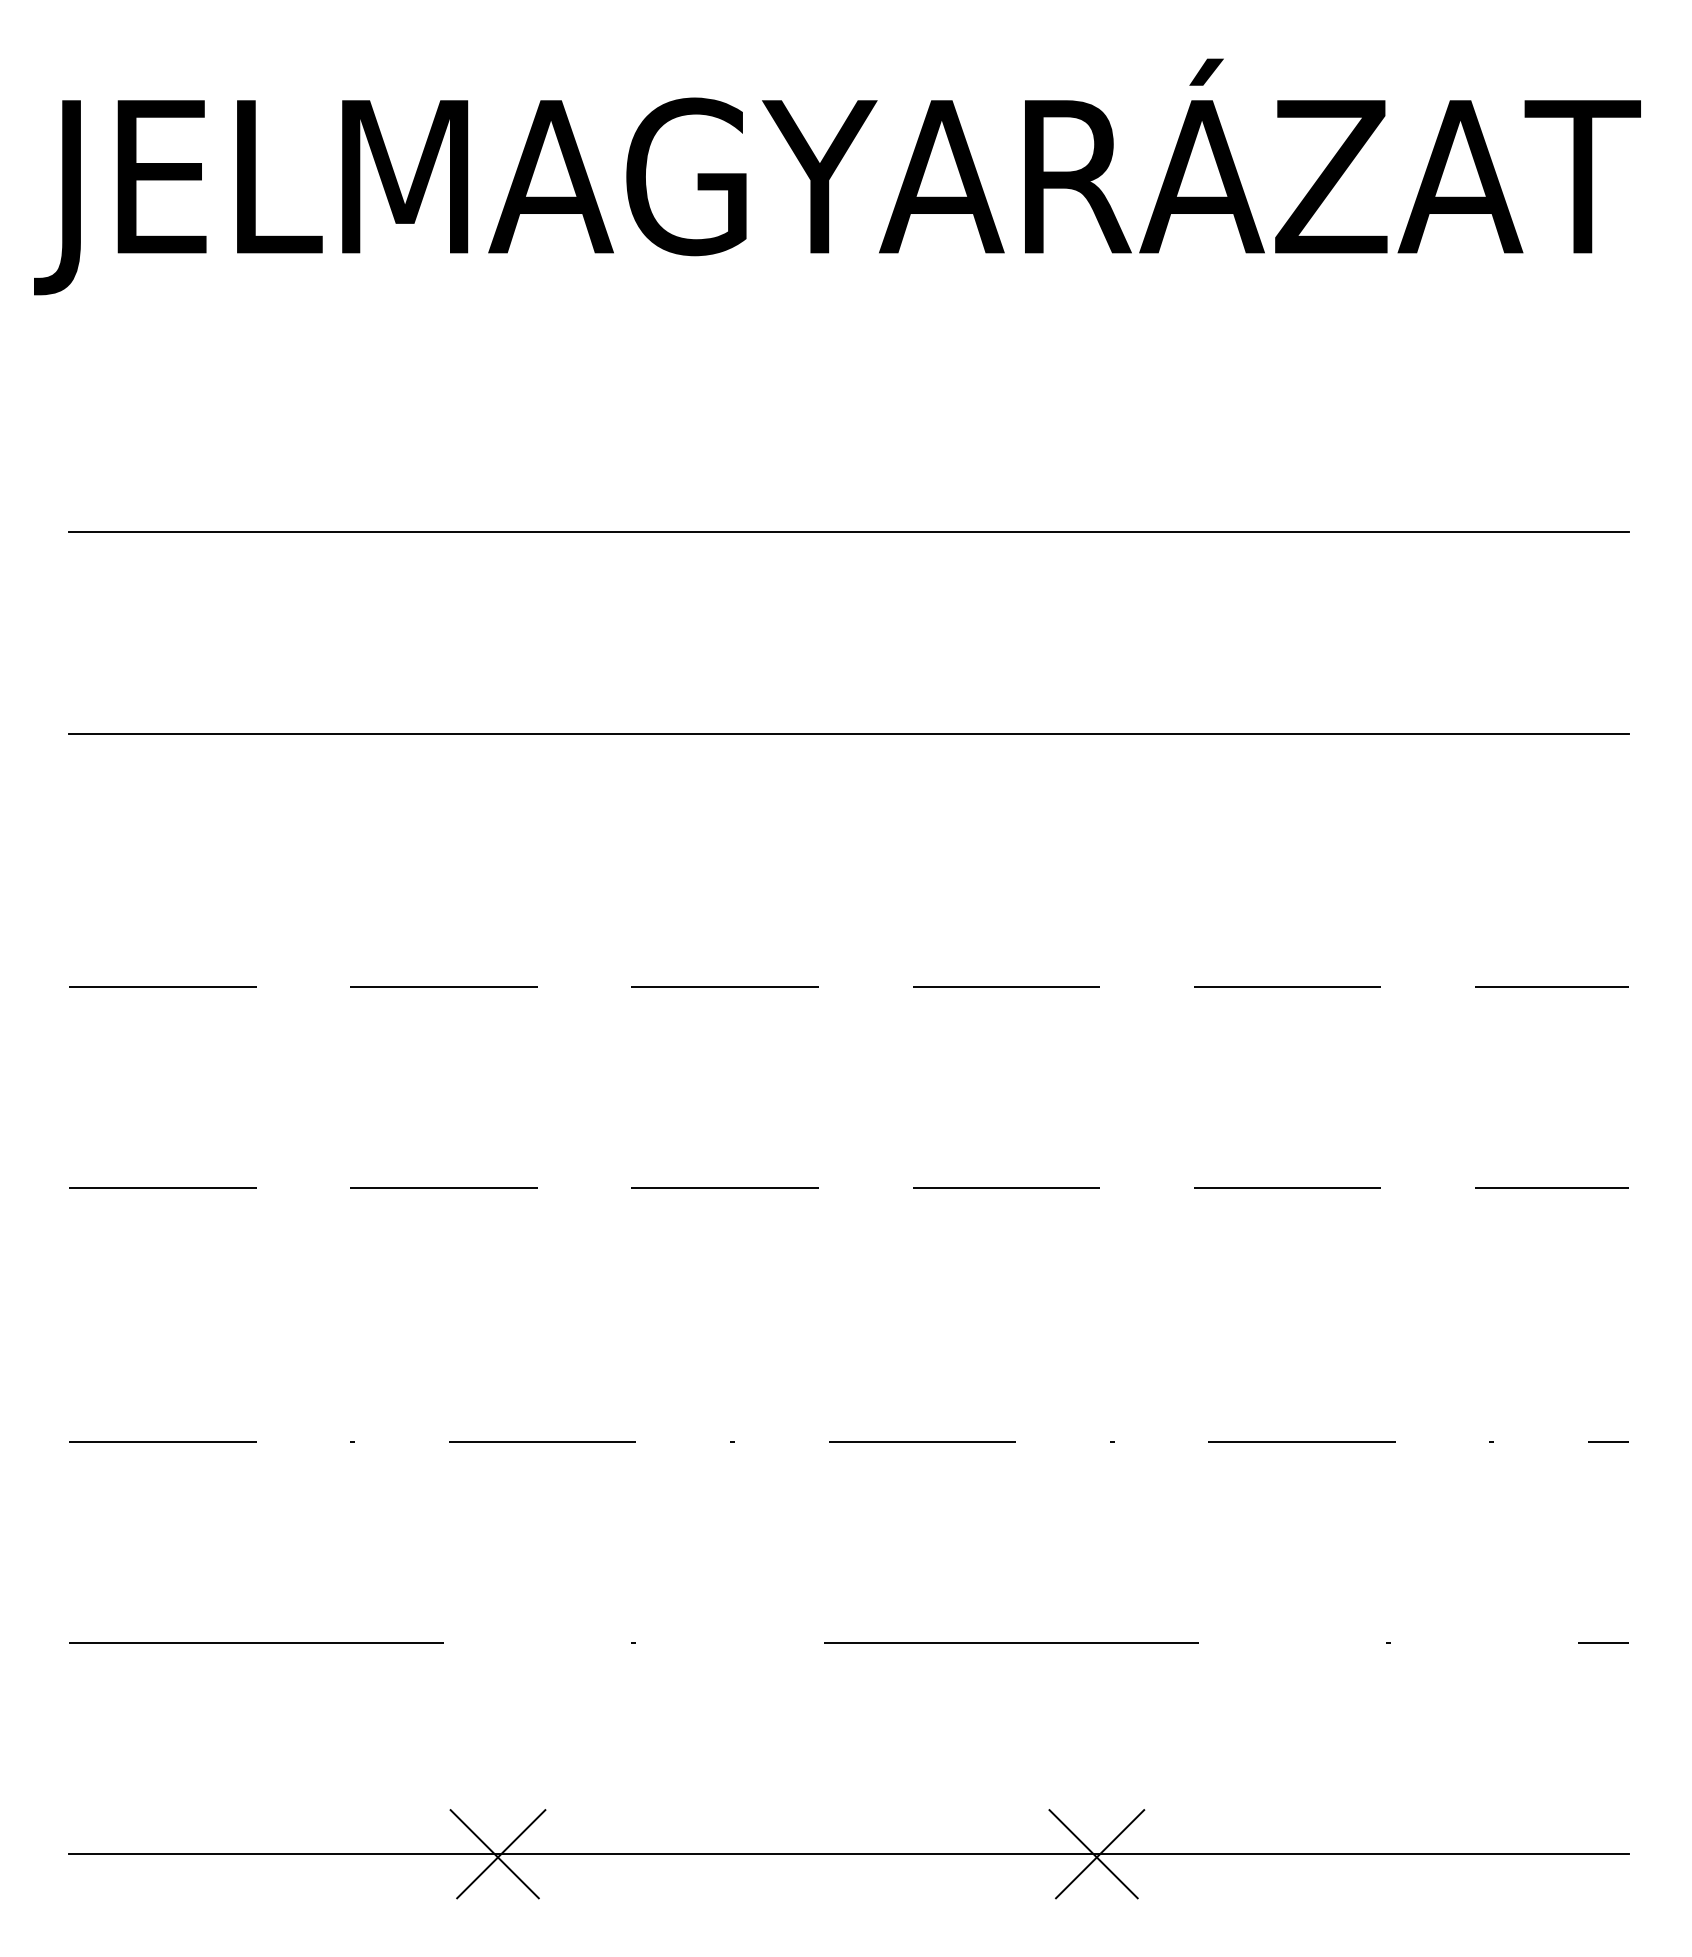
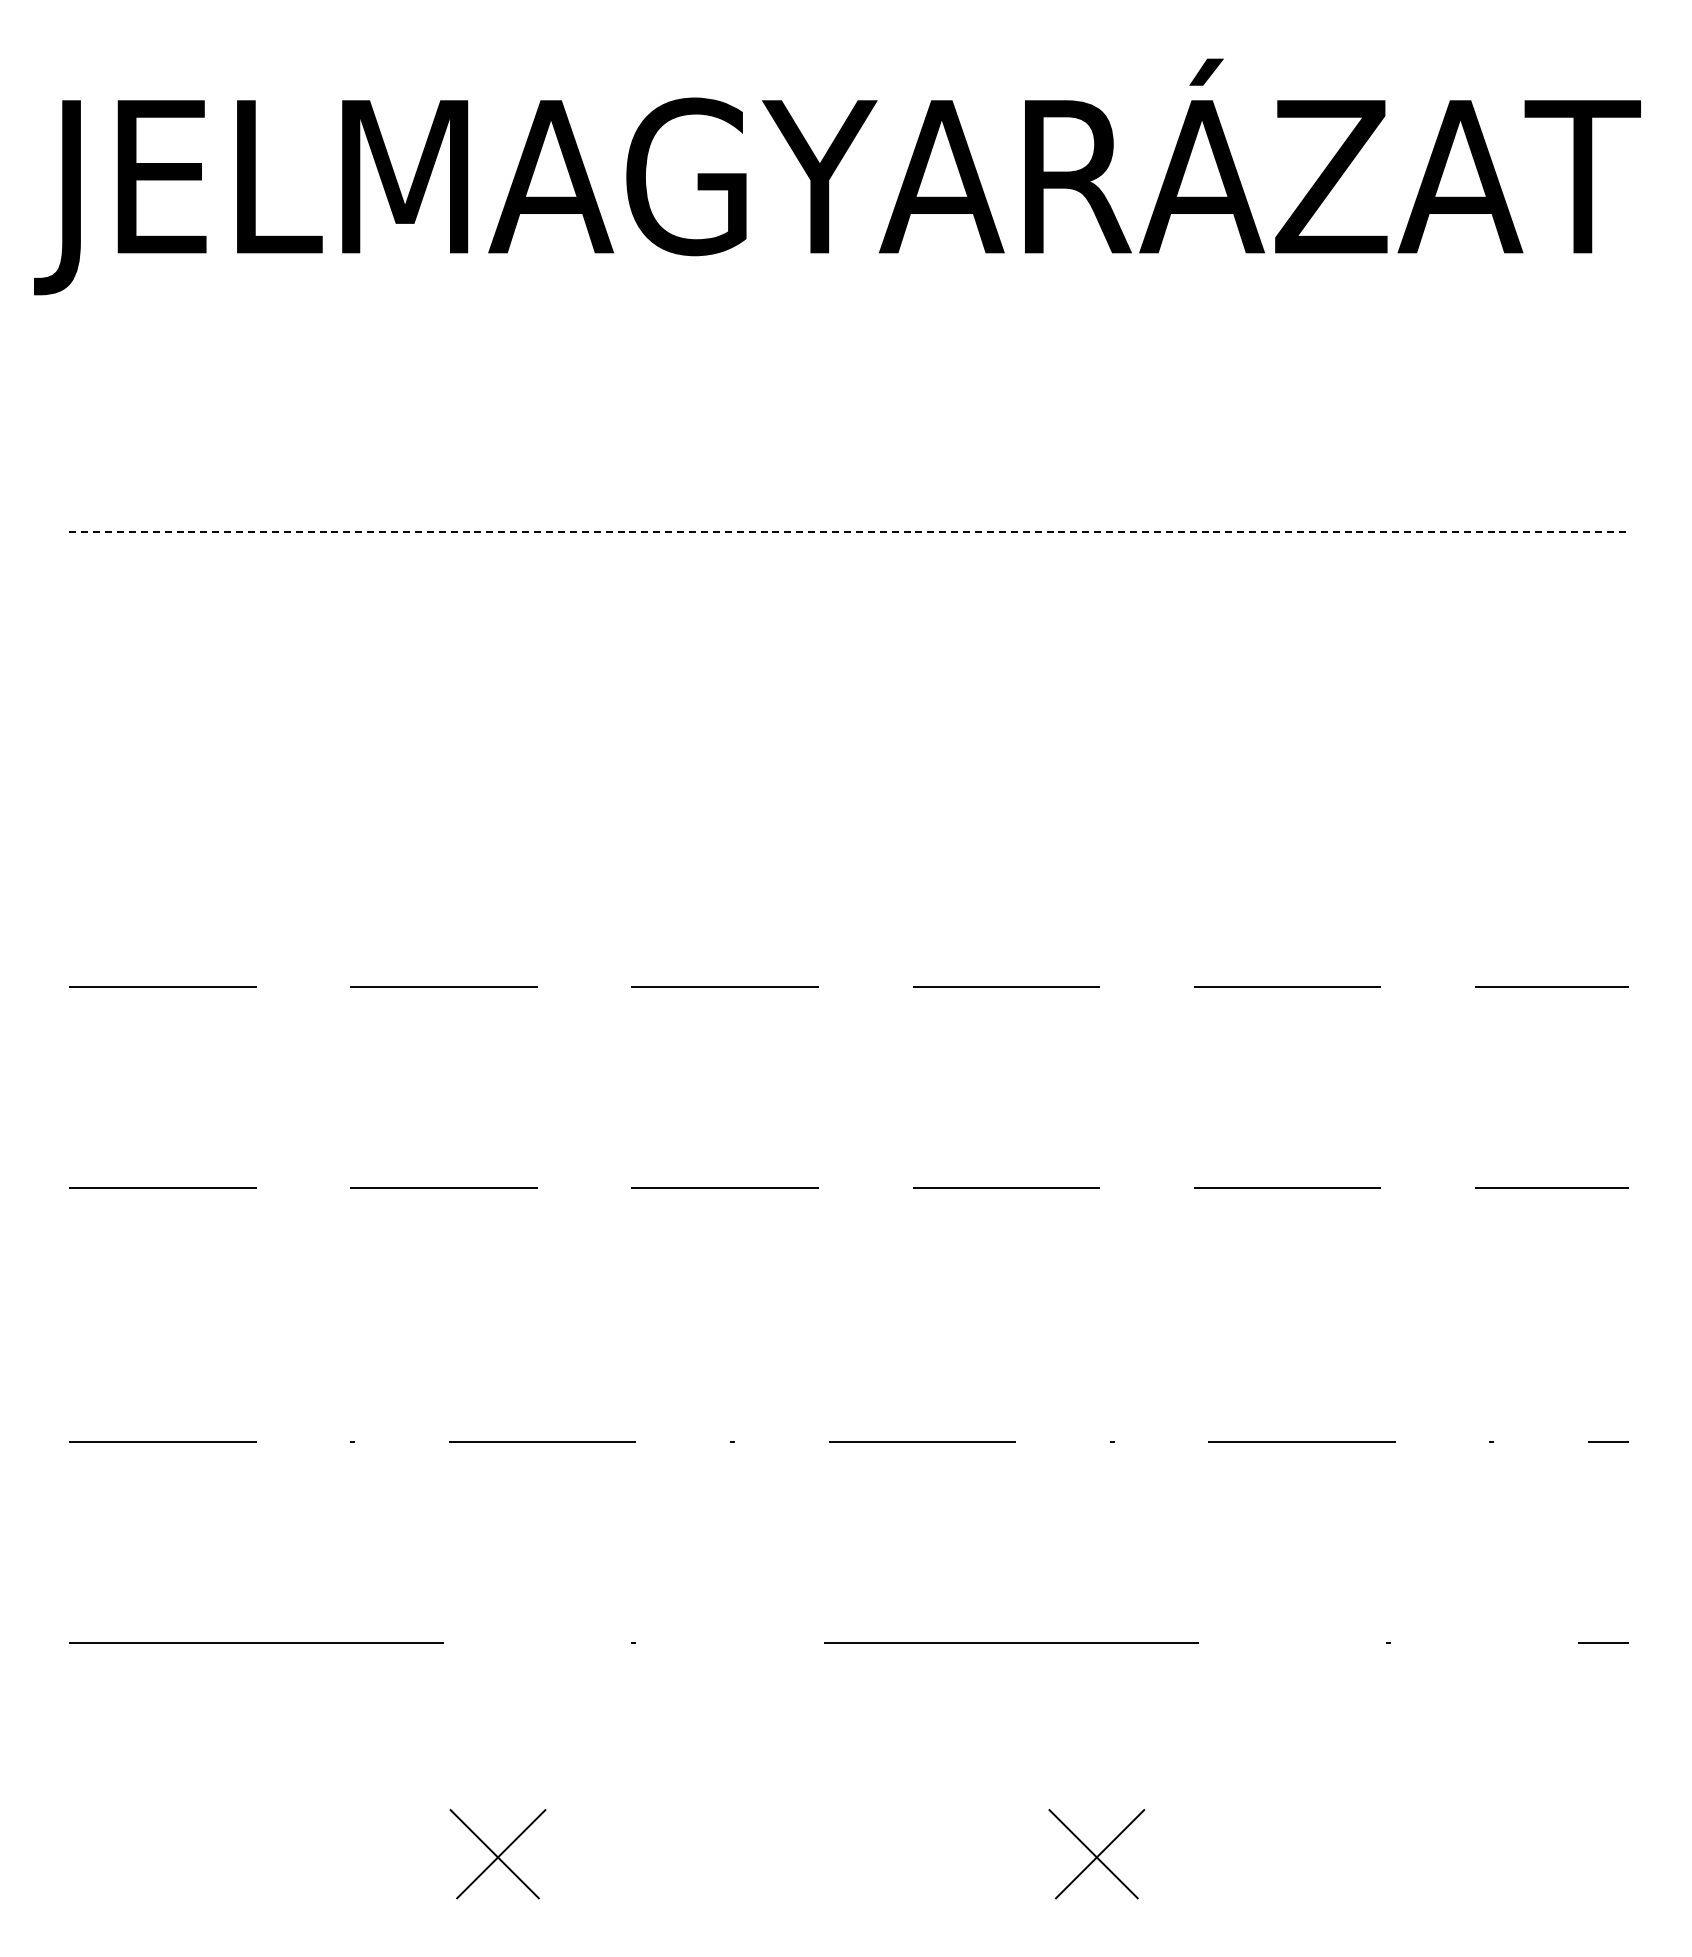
line: solid -> dashed (849, 532)
line: present -> none (849, 733)
line: present -> none (849, 1854)
